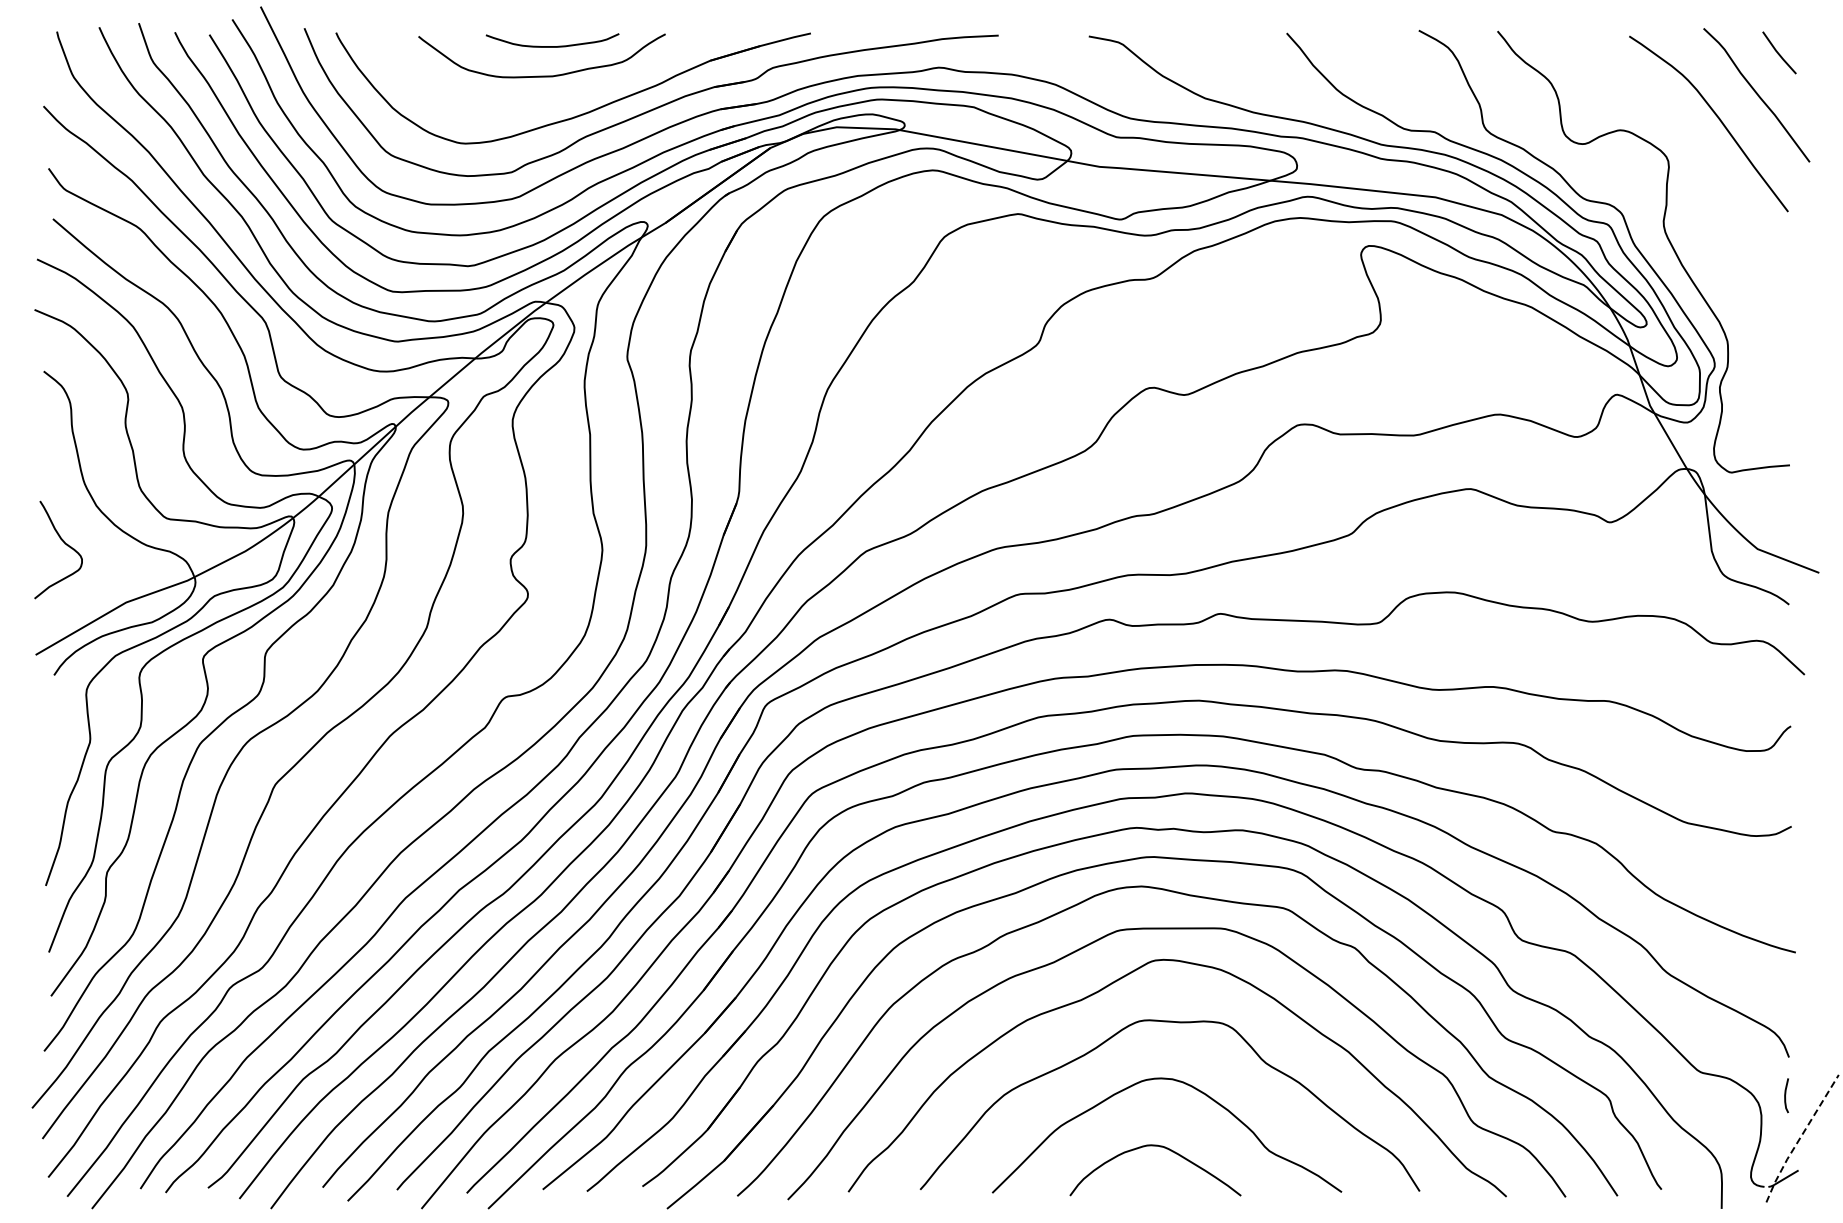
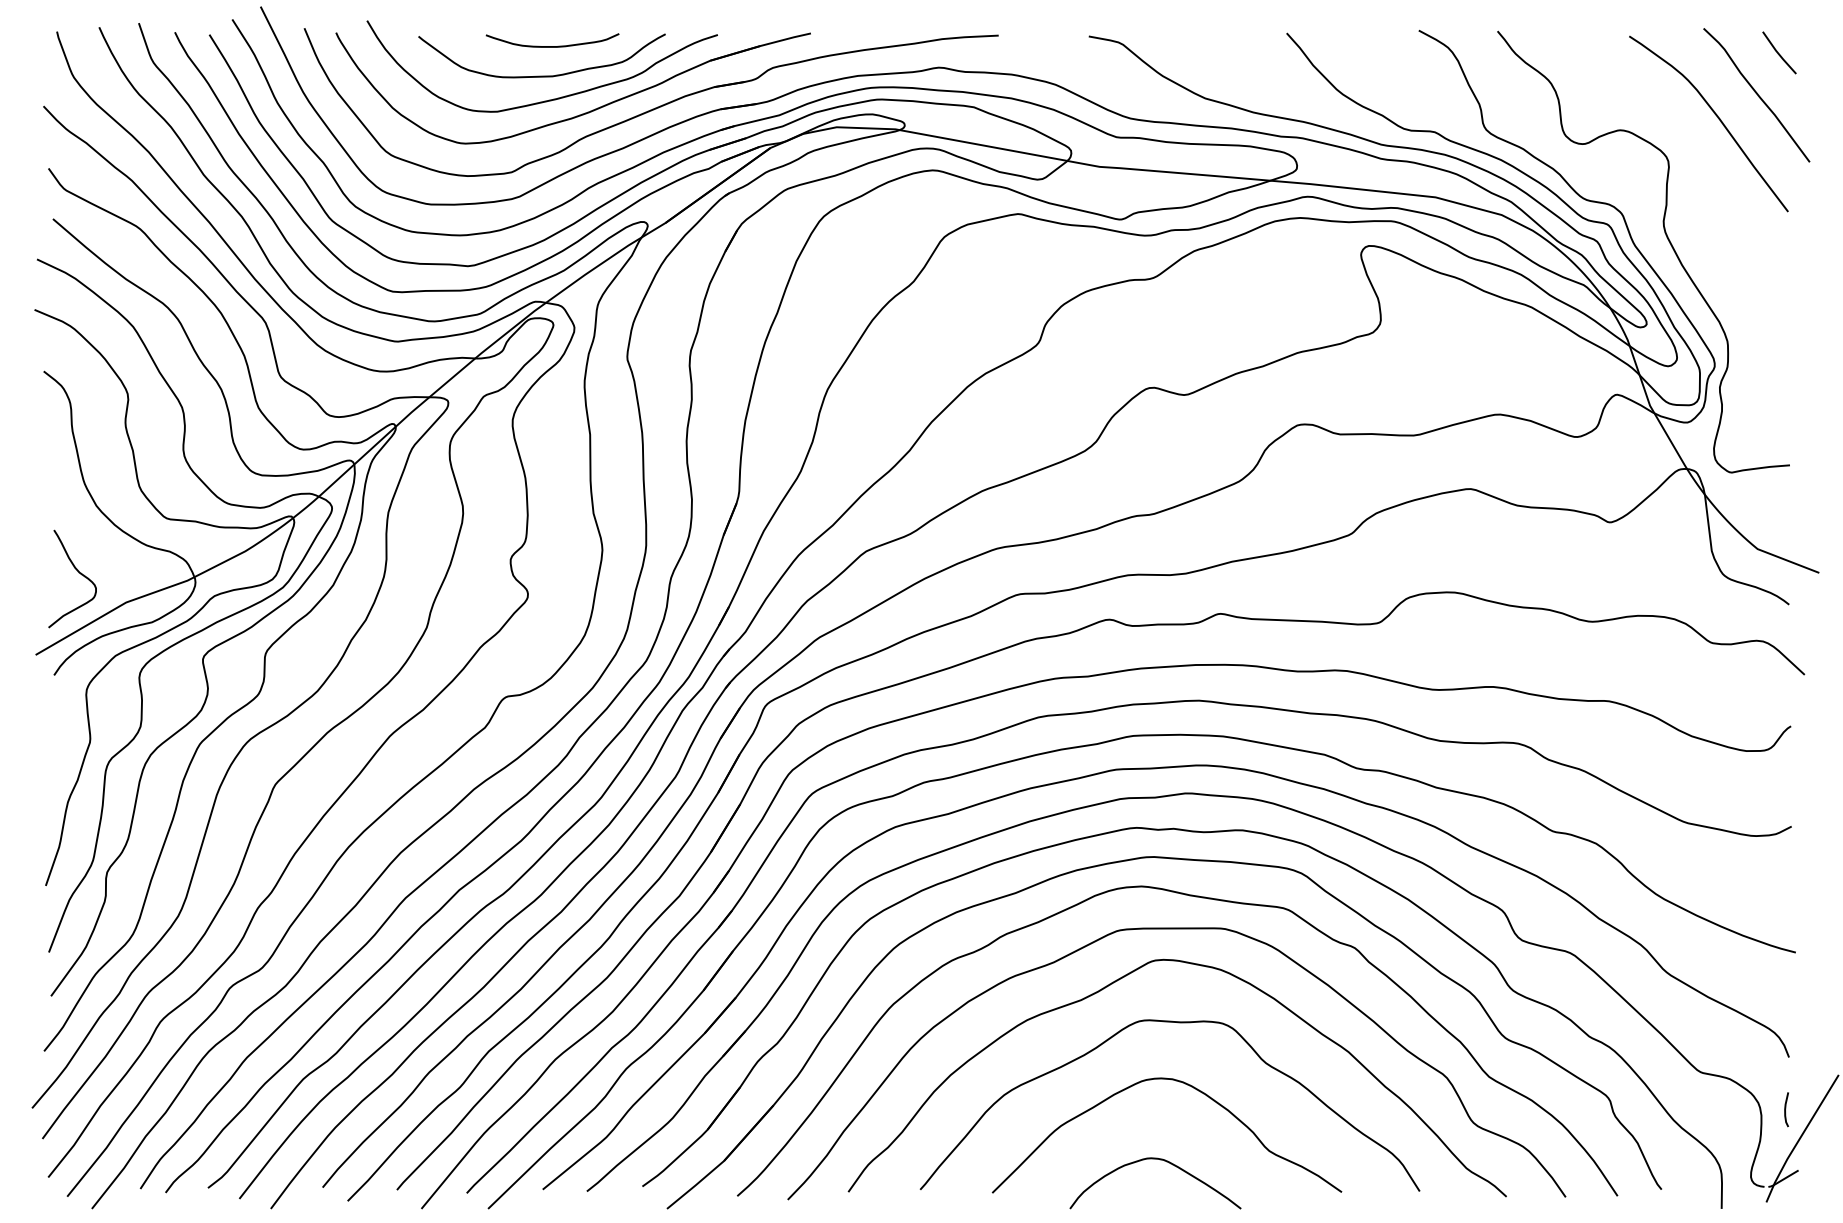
curve: none -> present (549, 99)
curve position: (64, 543) -> (78, 572) (78, 572)
curve position: (1786, 1094) -> (1786, 1108) (1786, 1108)
line: dashed -> solid (1799, 1138)
curve position: (1160, 1147) -> (1160, 1160) (1160, 1160)
